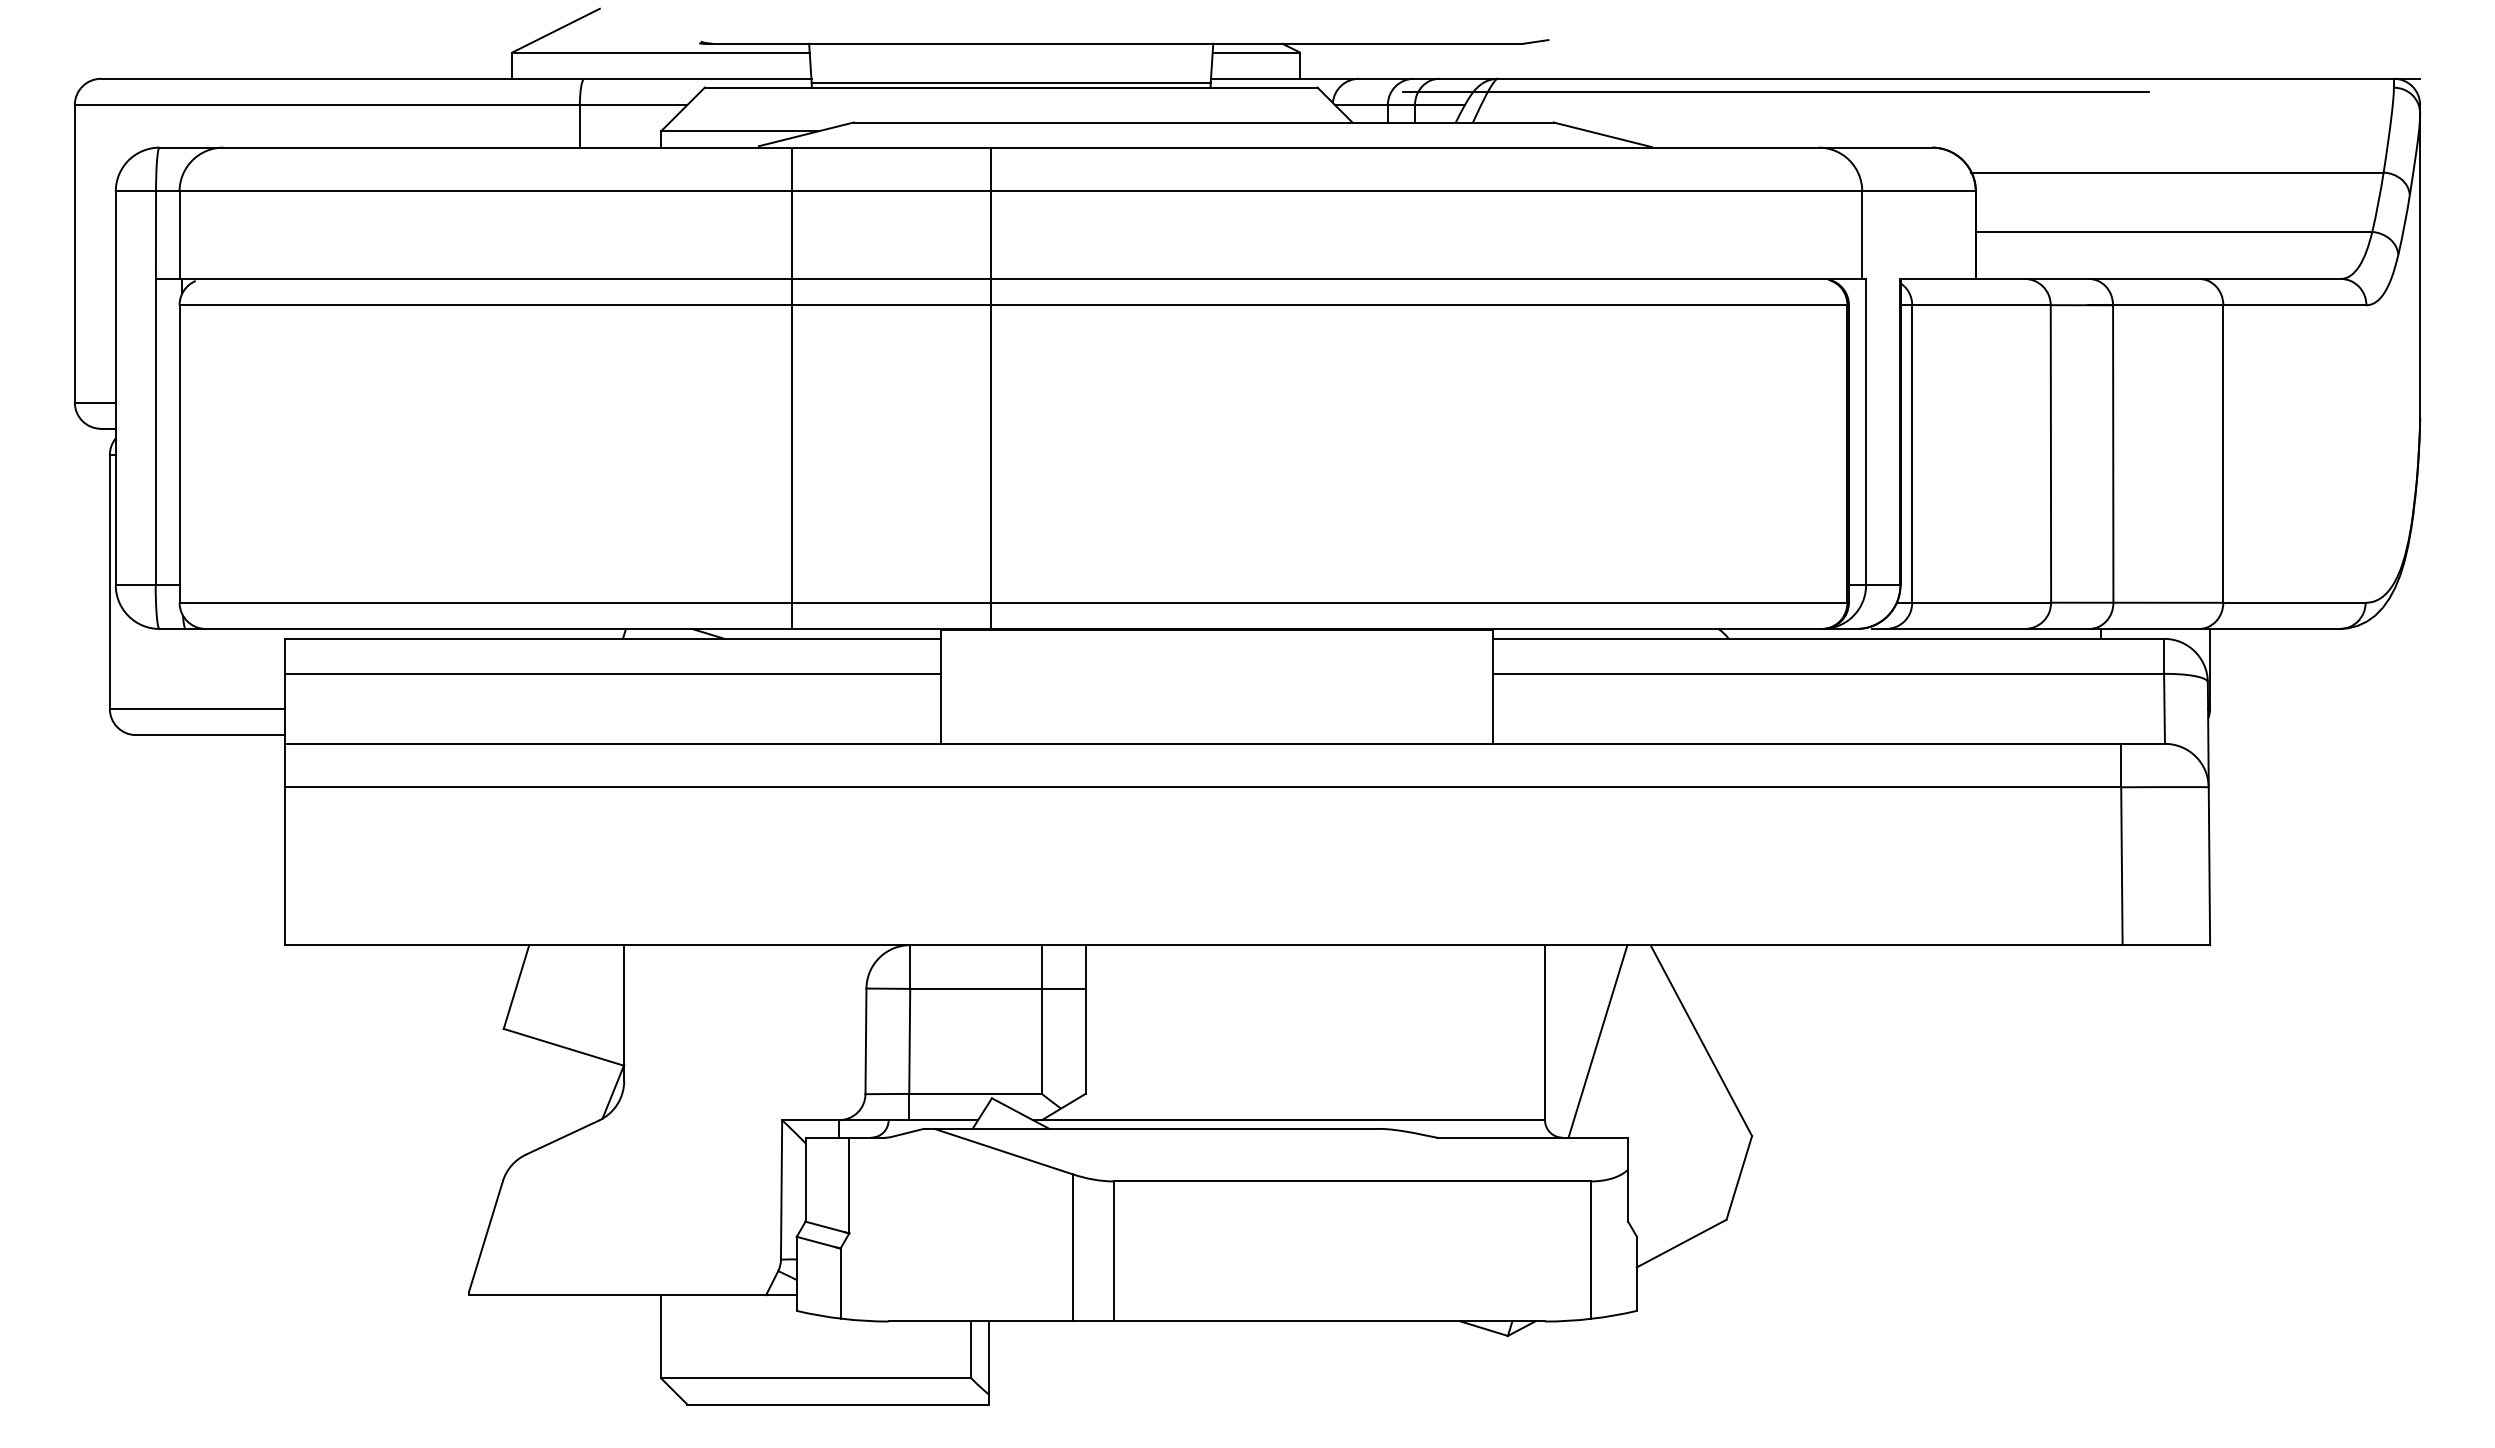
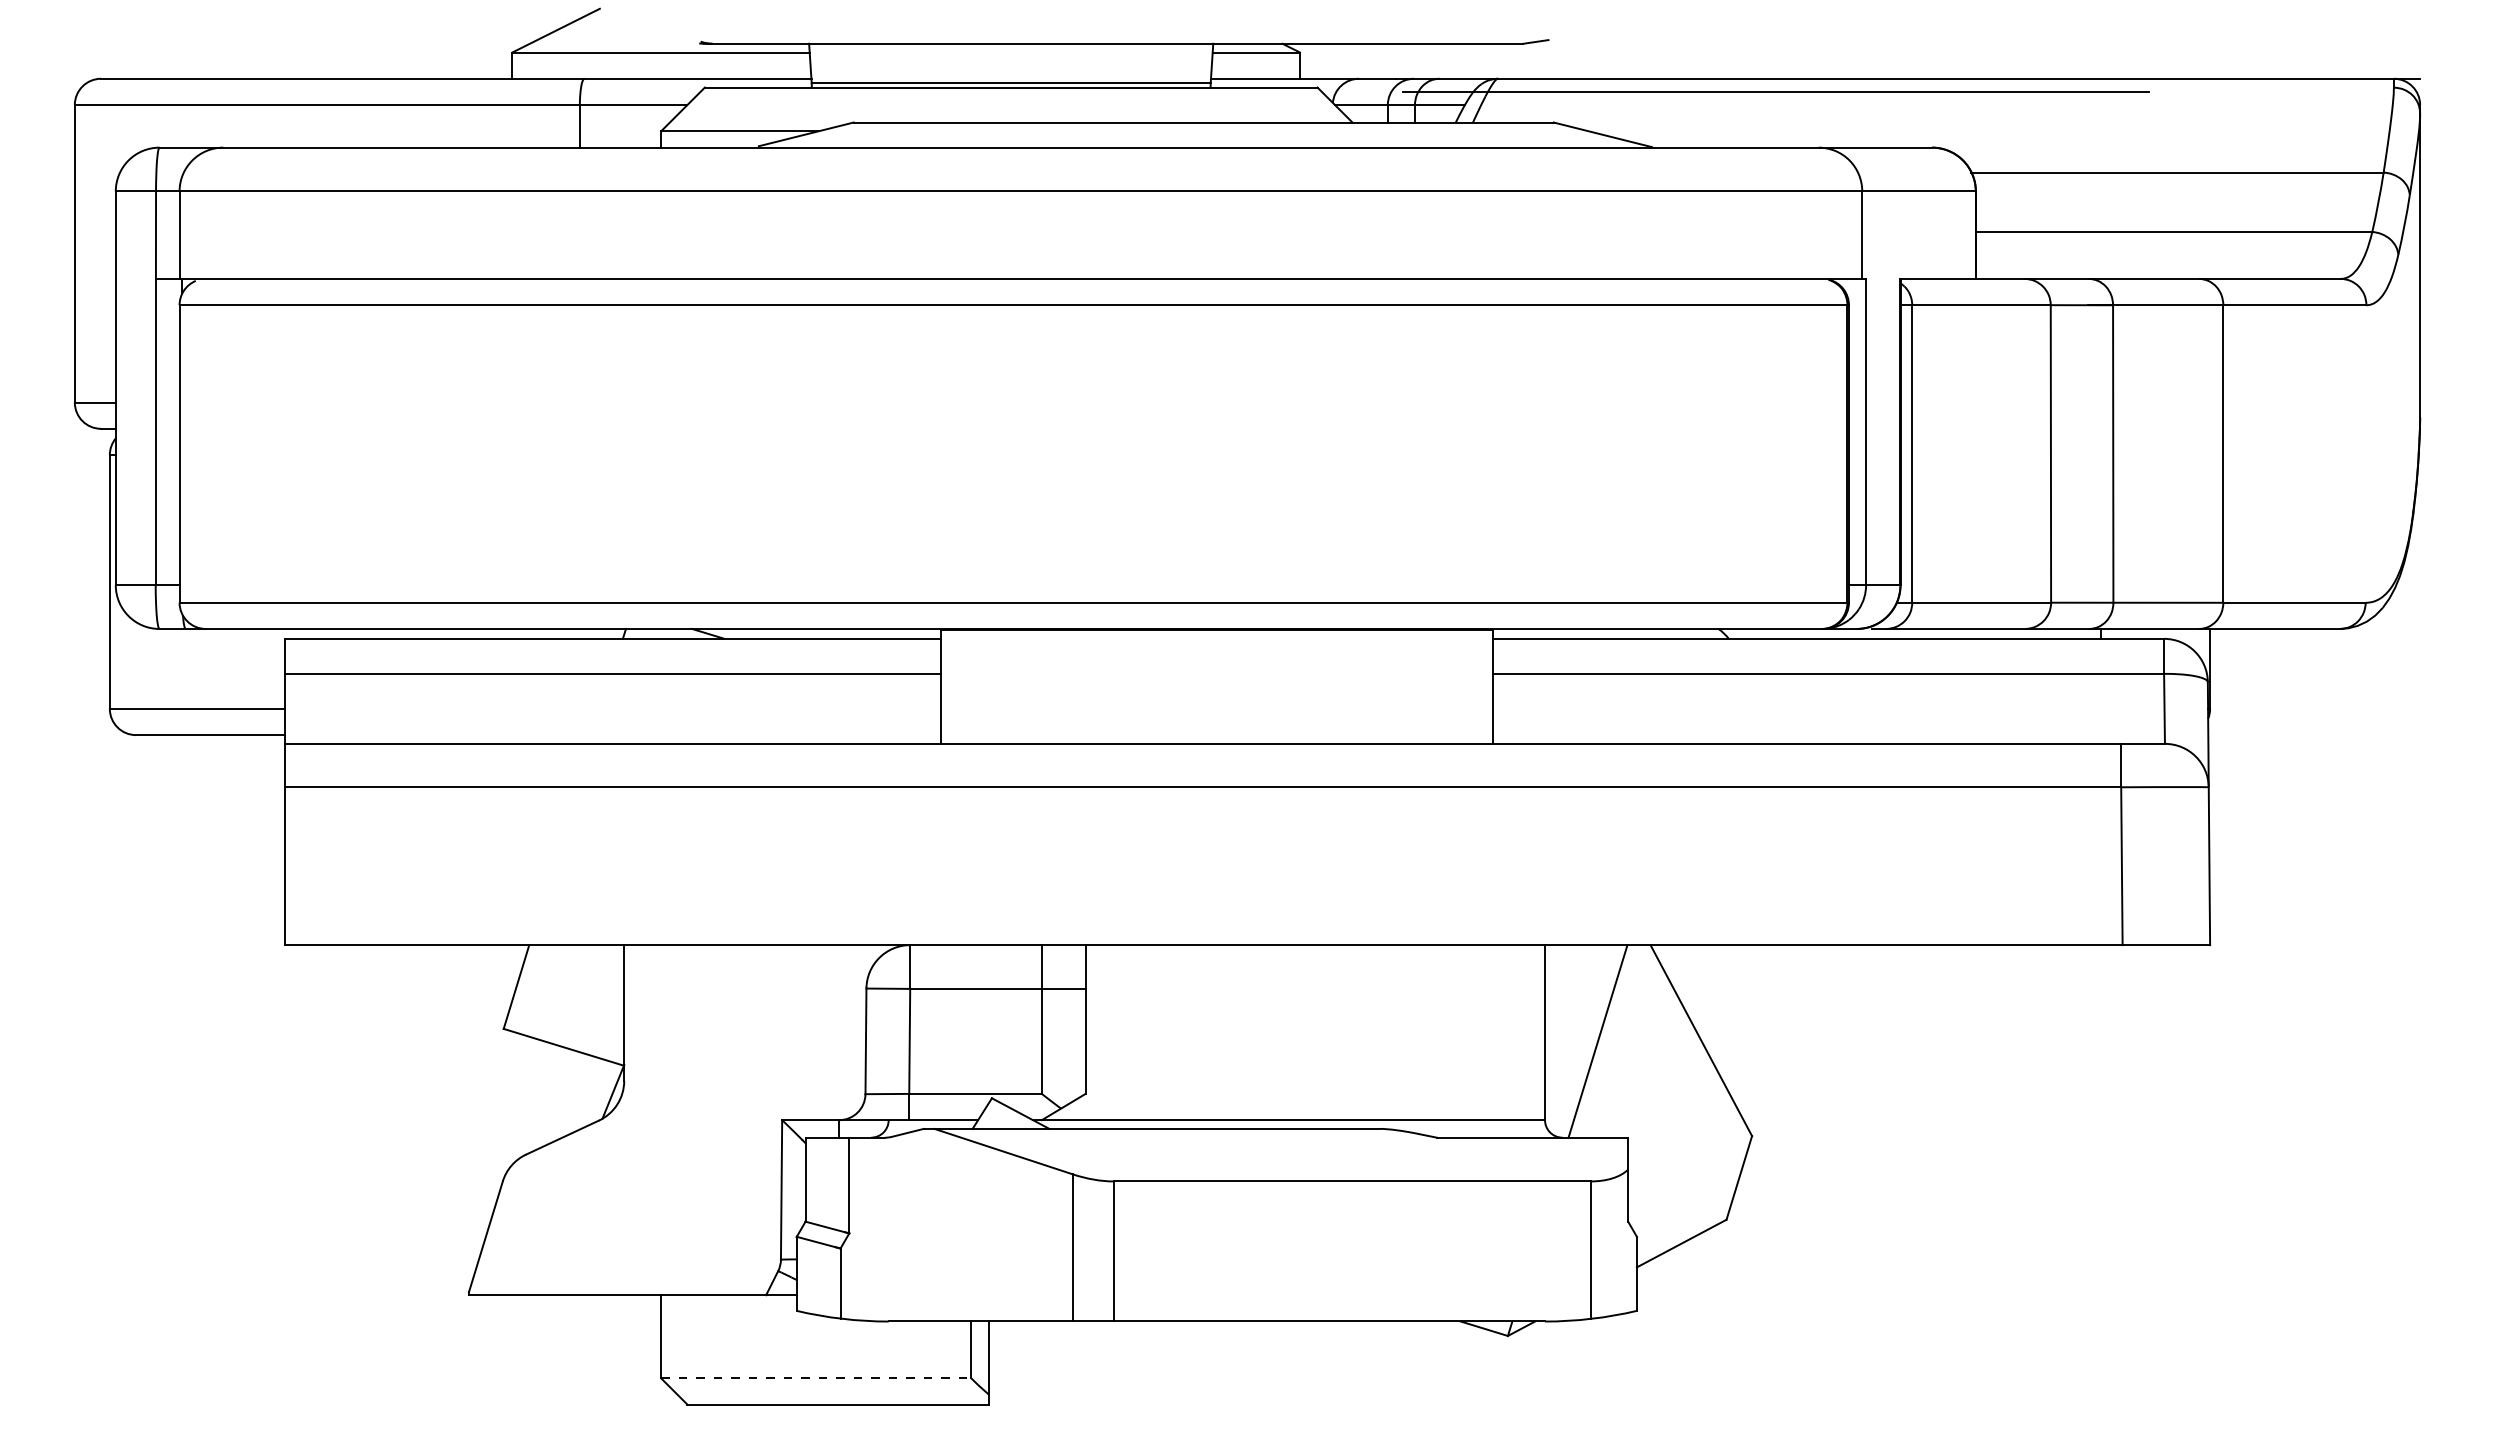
line: present -> none (792, 387)
line: present -> none (990, 387)
line: solid -> dashed (816, 1378)
